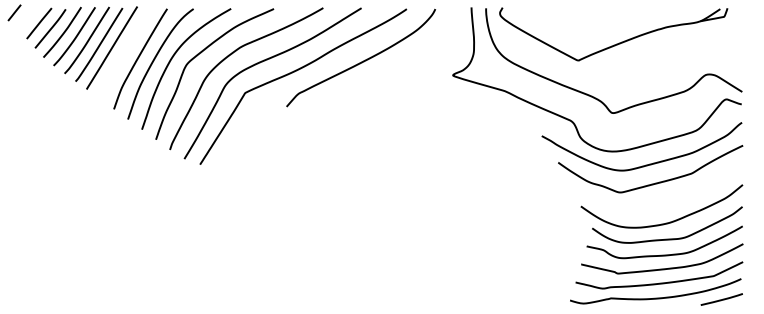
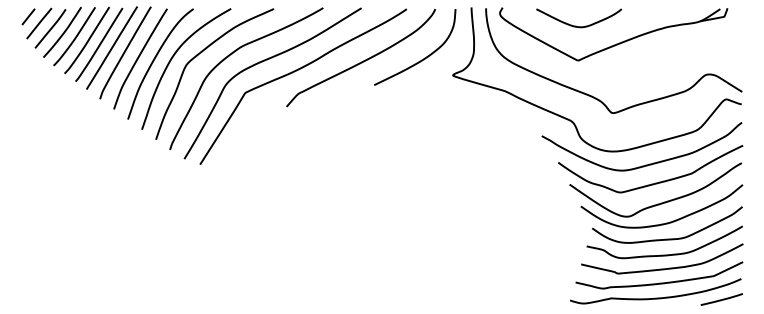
line position: (14, 12) -> (28, 16) (28, 16)
curve: none -> present (576, 25)
curve: none -> present (125, 52)
curve: none -> present (421, 59)
curve: none -> present (657, 203)
